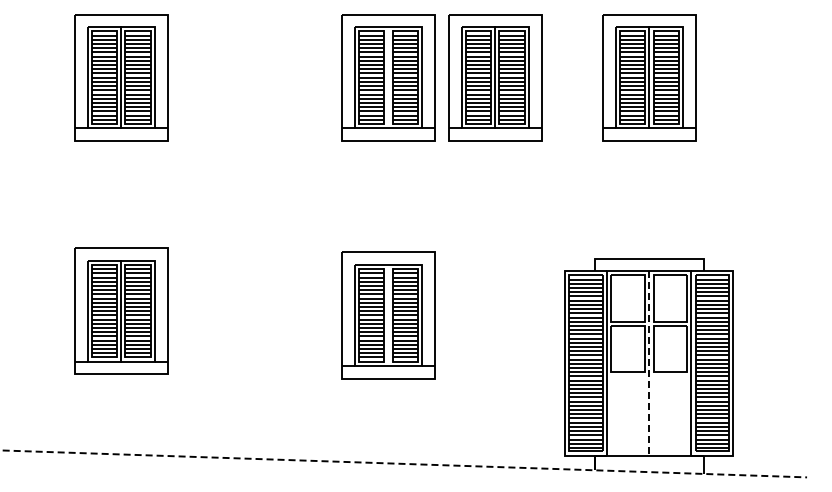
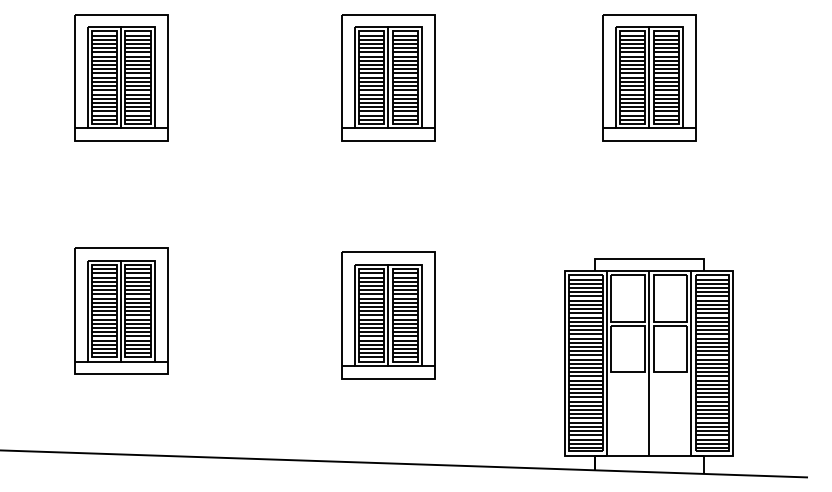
line: none -> present (388, 77)
part: present -> none (495, 77)
line: none -> present (388, 314)
line: dashed -> solid (649, 363)
line: dashed -> solid (404, 463)
